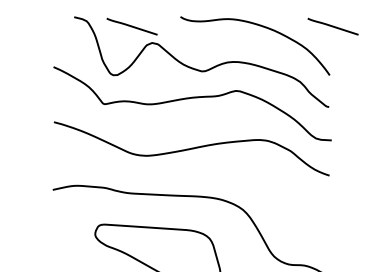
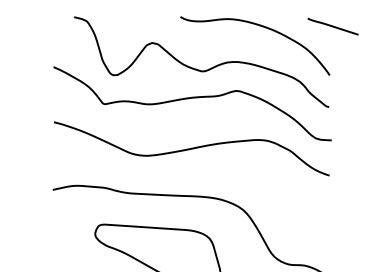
line: present -> none (131, 26)
